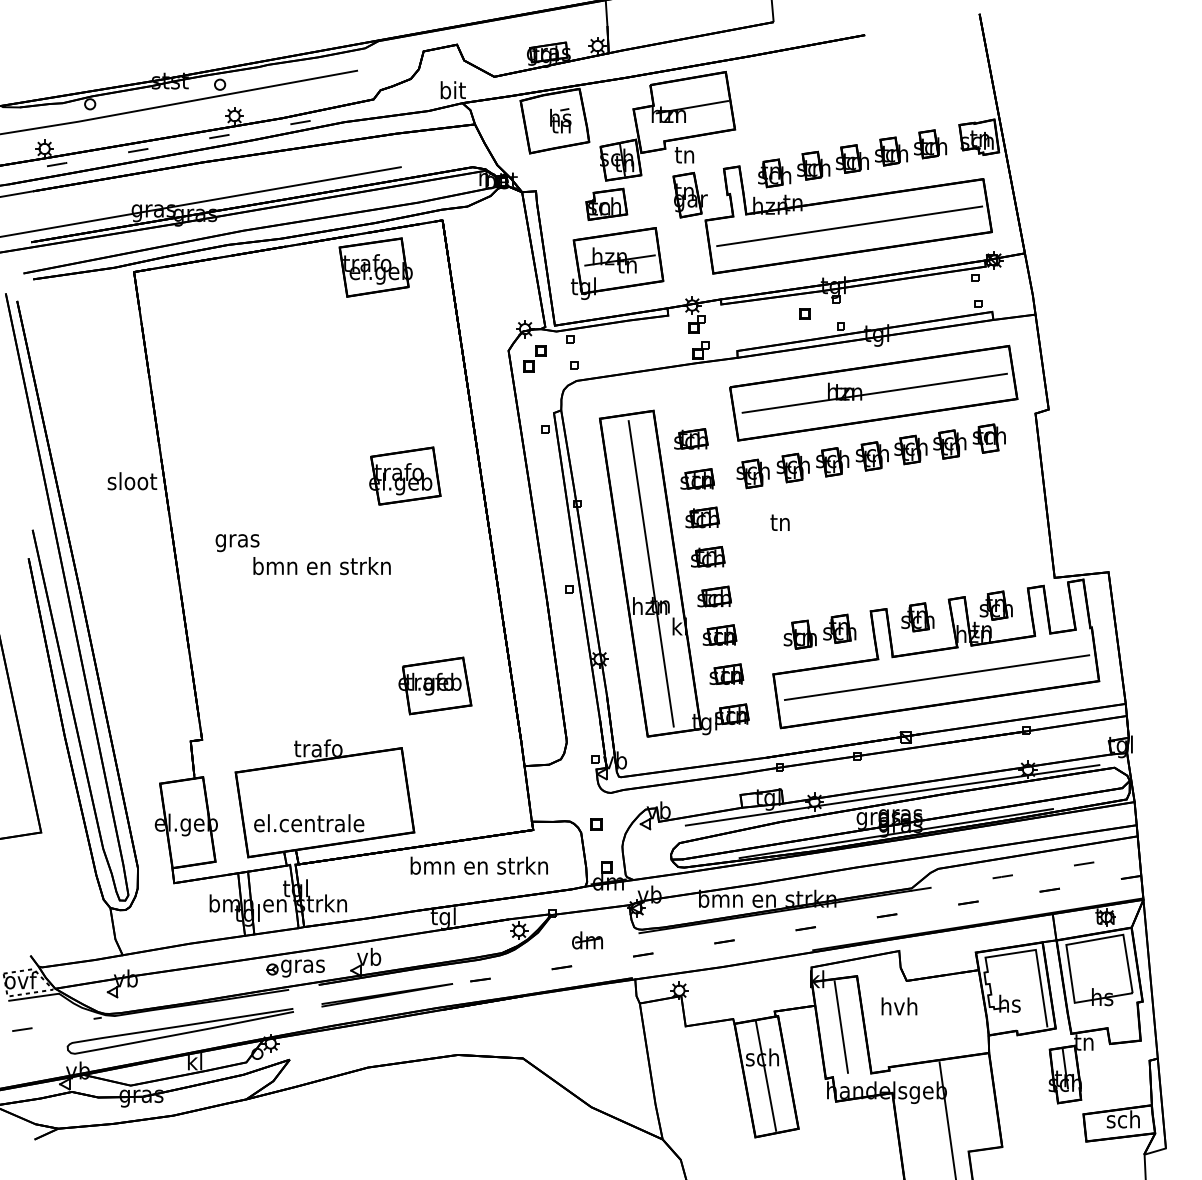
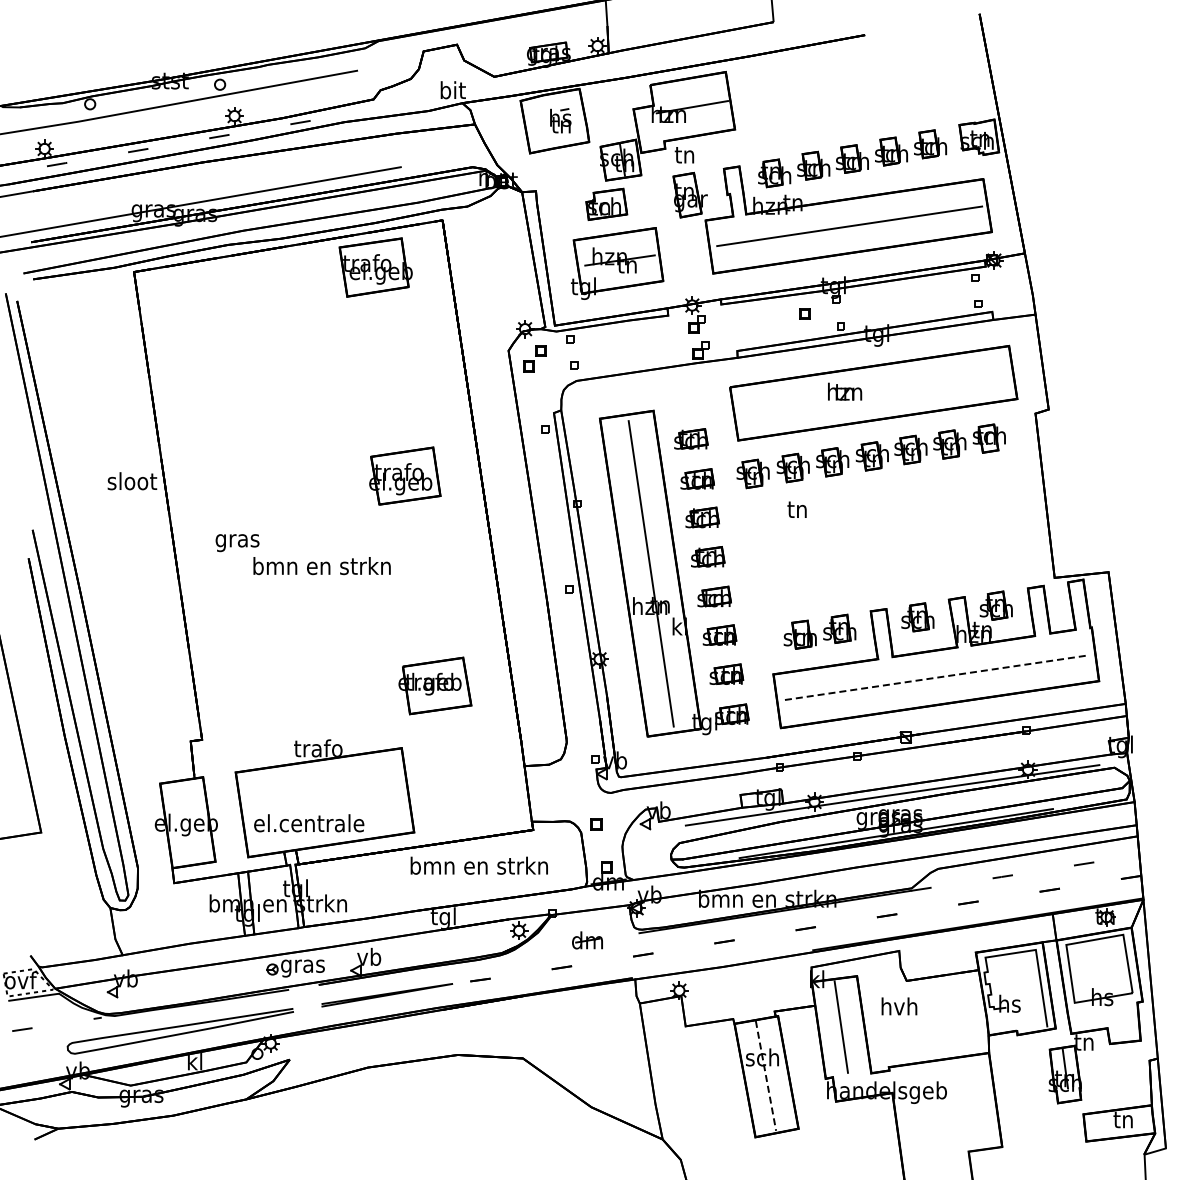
line: present -> none (874, 392)
text position: (779, 522) -> (796, 509) (796, 509)
line: solid -> dashed (937, 677)
line: solid -> dashed (765, 1075)
line: present -> none (947, 1119)
text: sch -> tn (1122, 1119)
